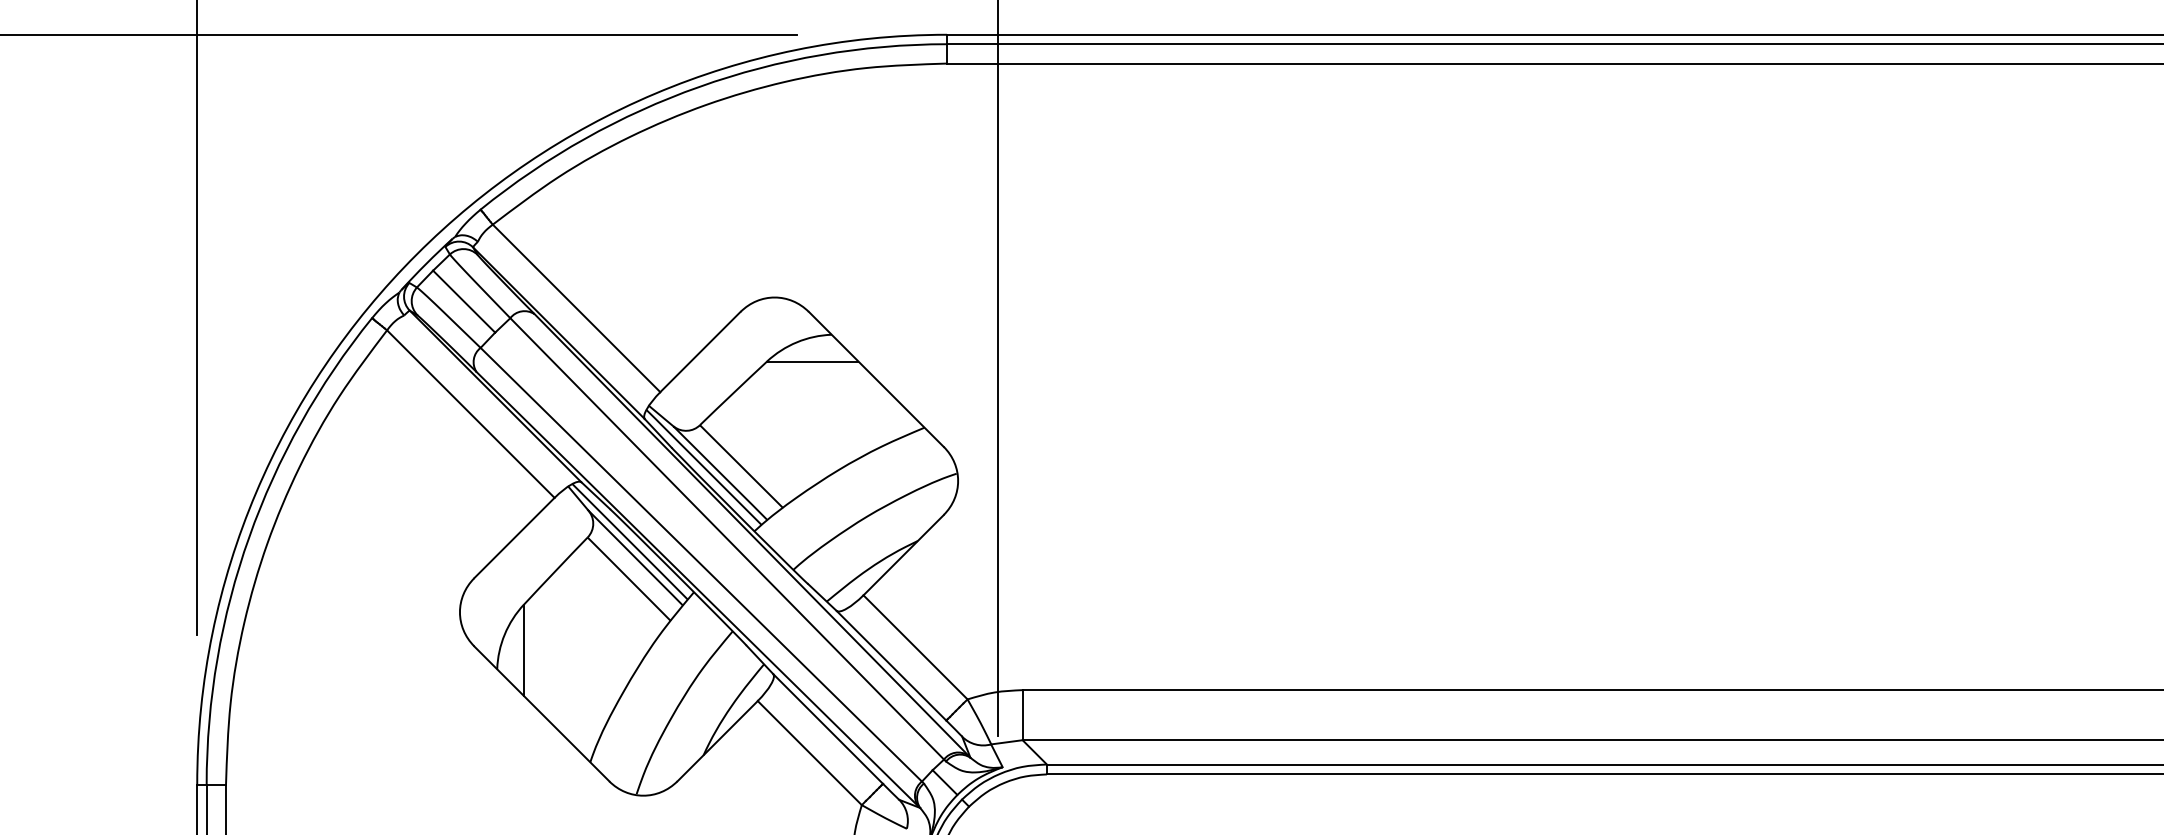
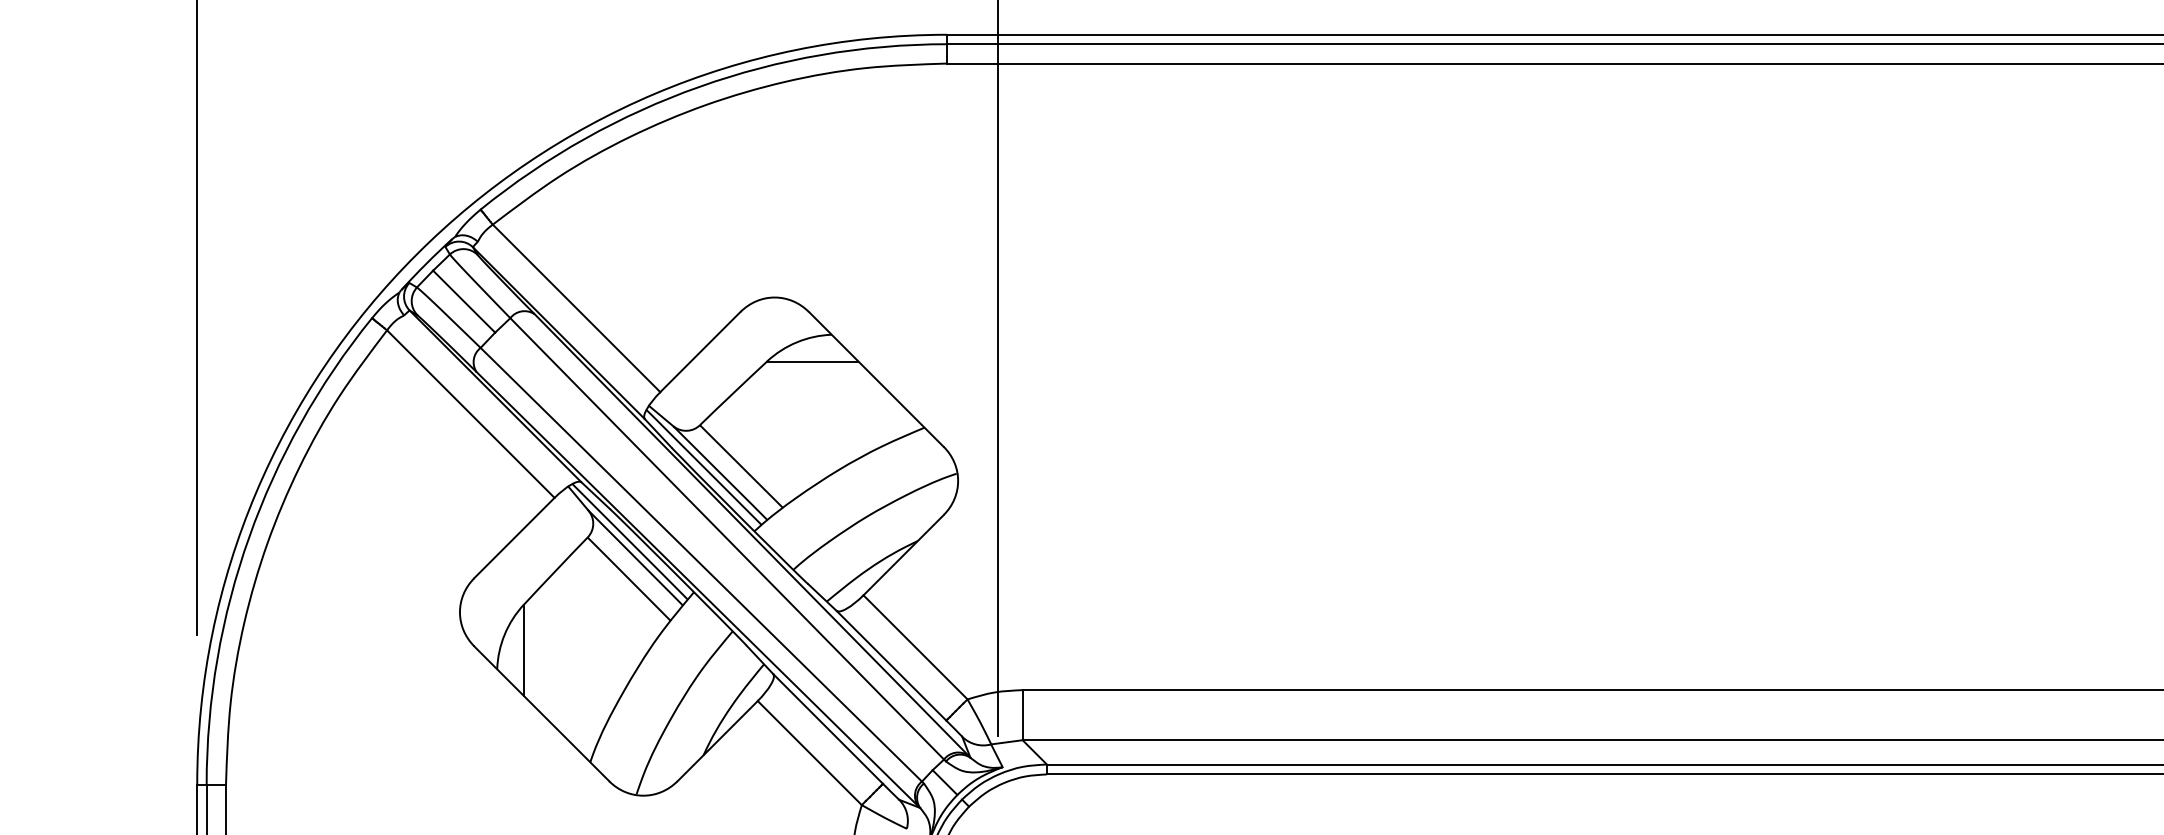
line: present -> none (399, 34)
